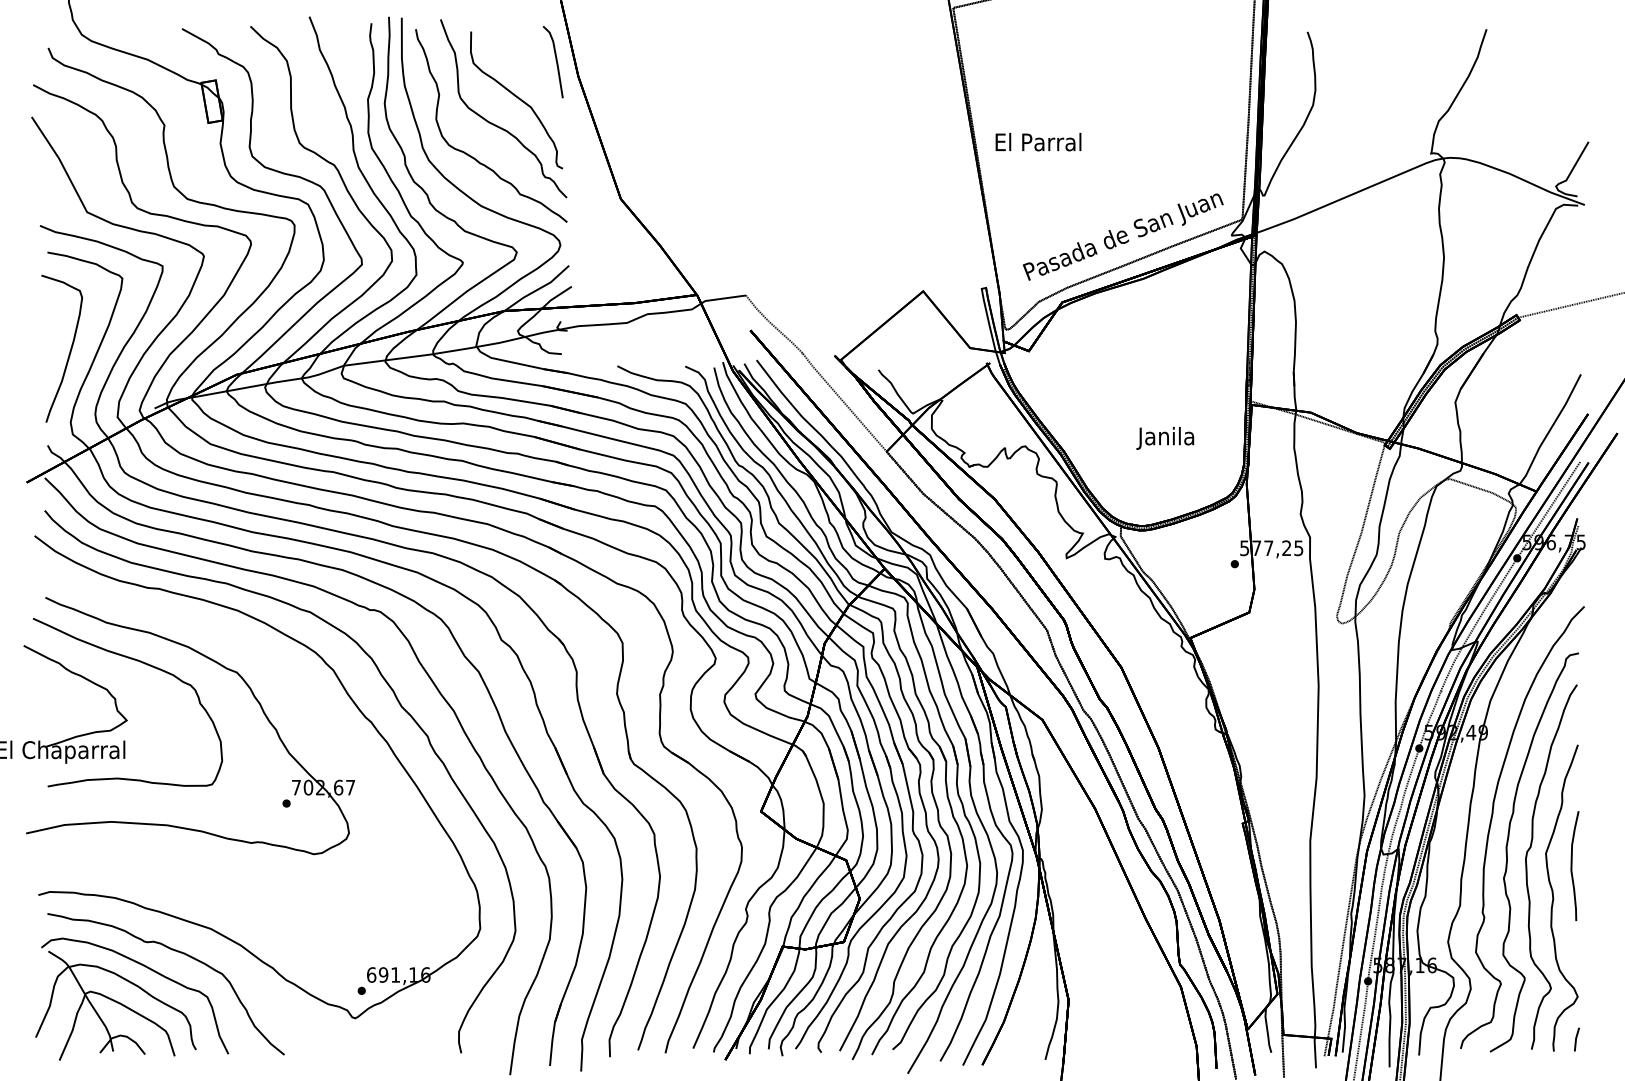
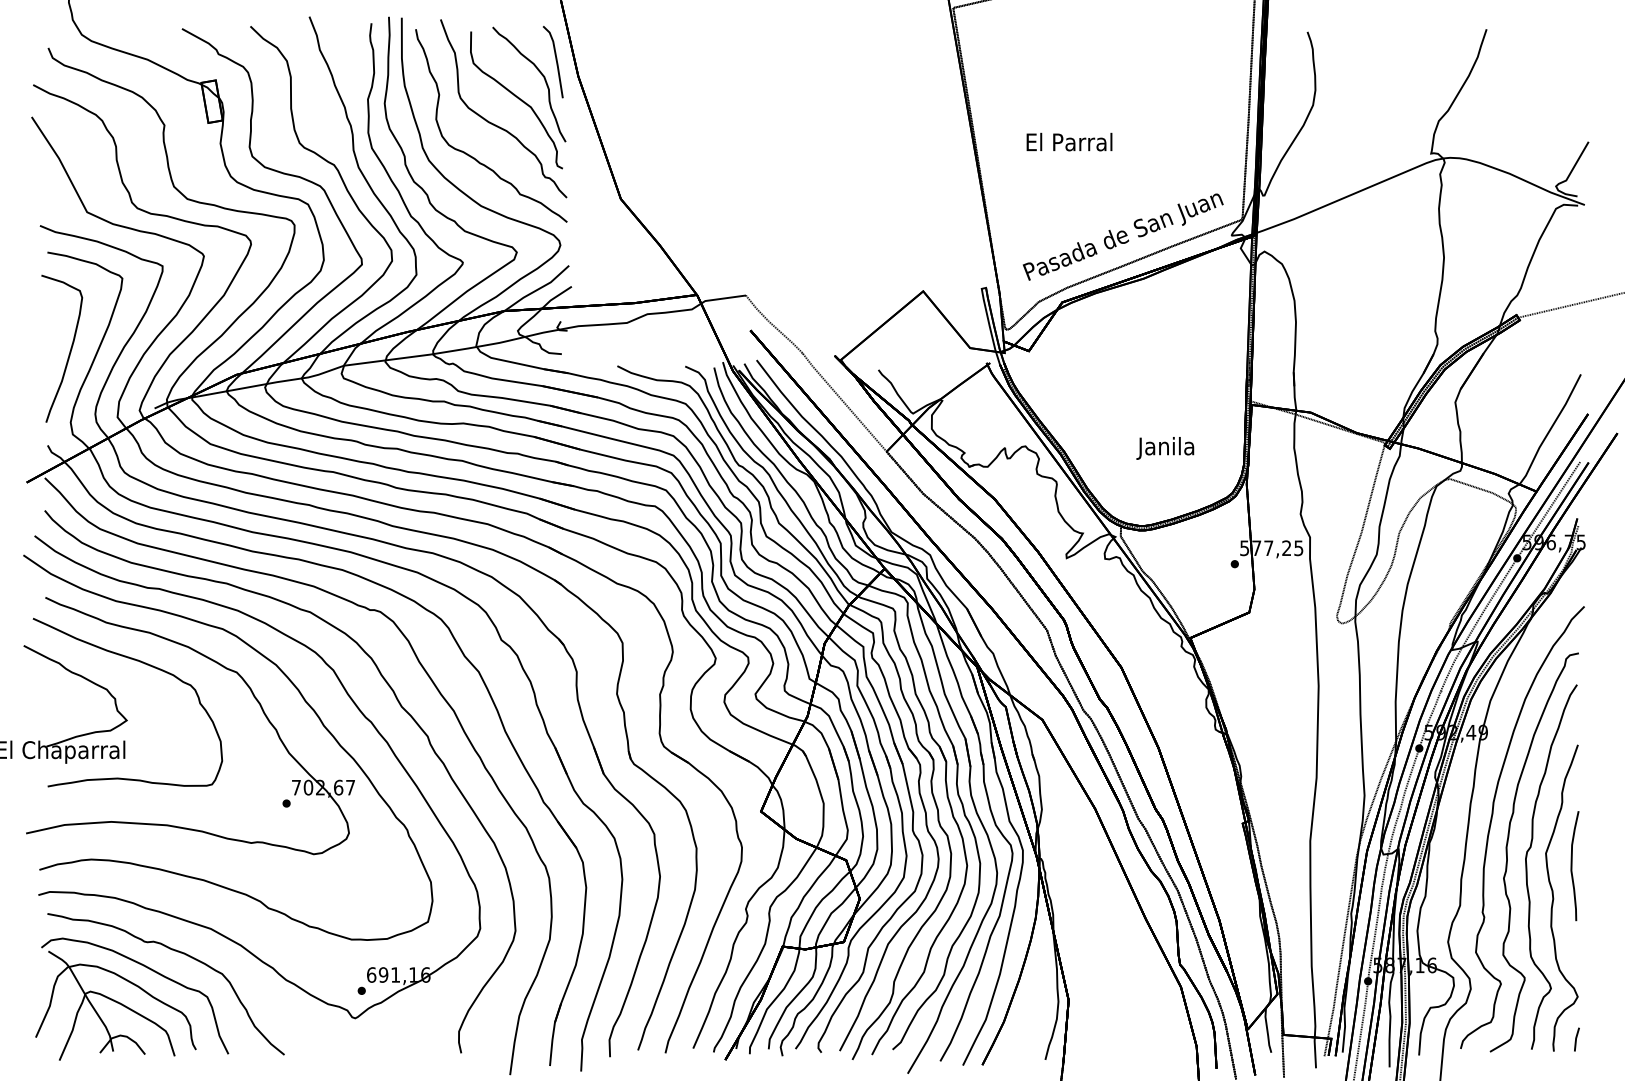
part: none -> present (541, 75)
text position: (1038, 141) -> (1069, 141) (1069, 141)
text position: (1165, 438) -> (1165, 448) (1165, 448)
curve: none -> present (302, 698)
